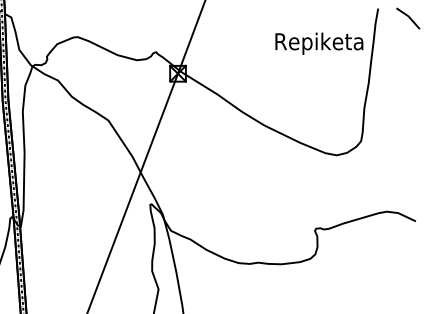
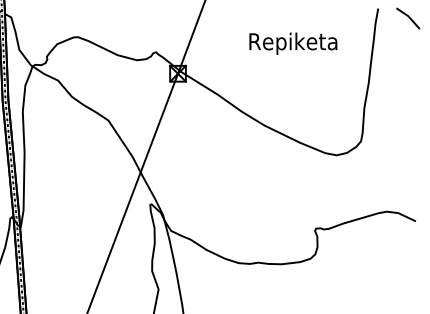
text position: (319, 43) -> (293, 43) (293, 43)
